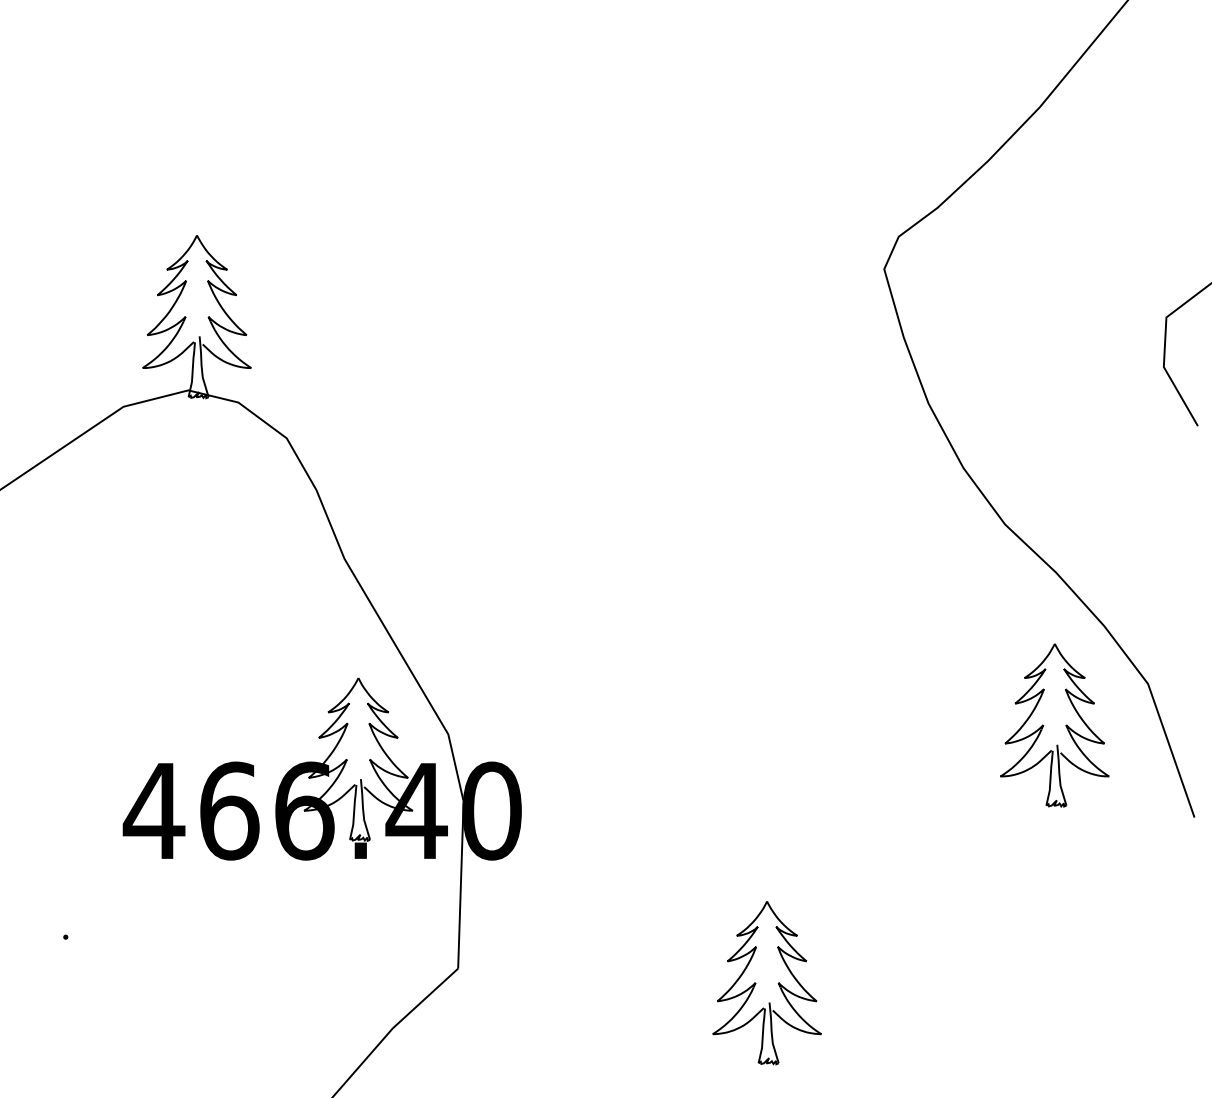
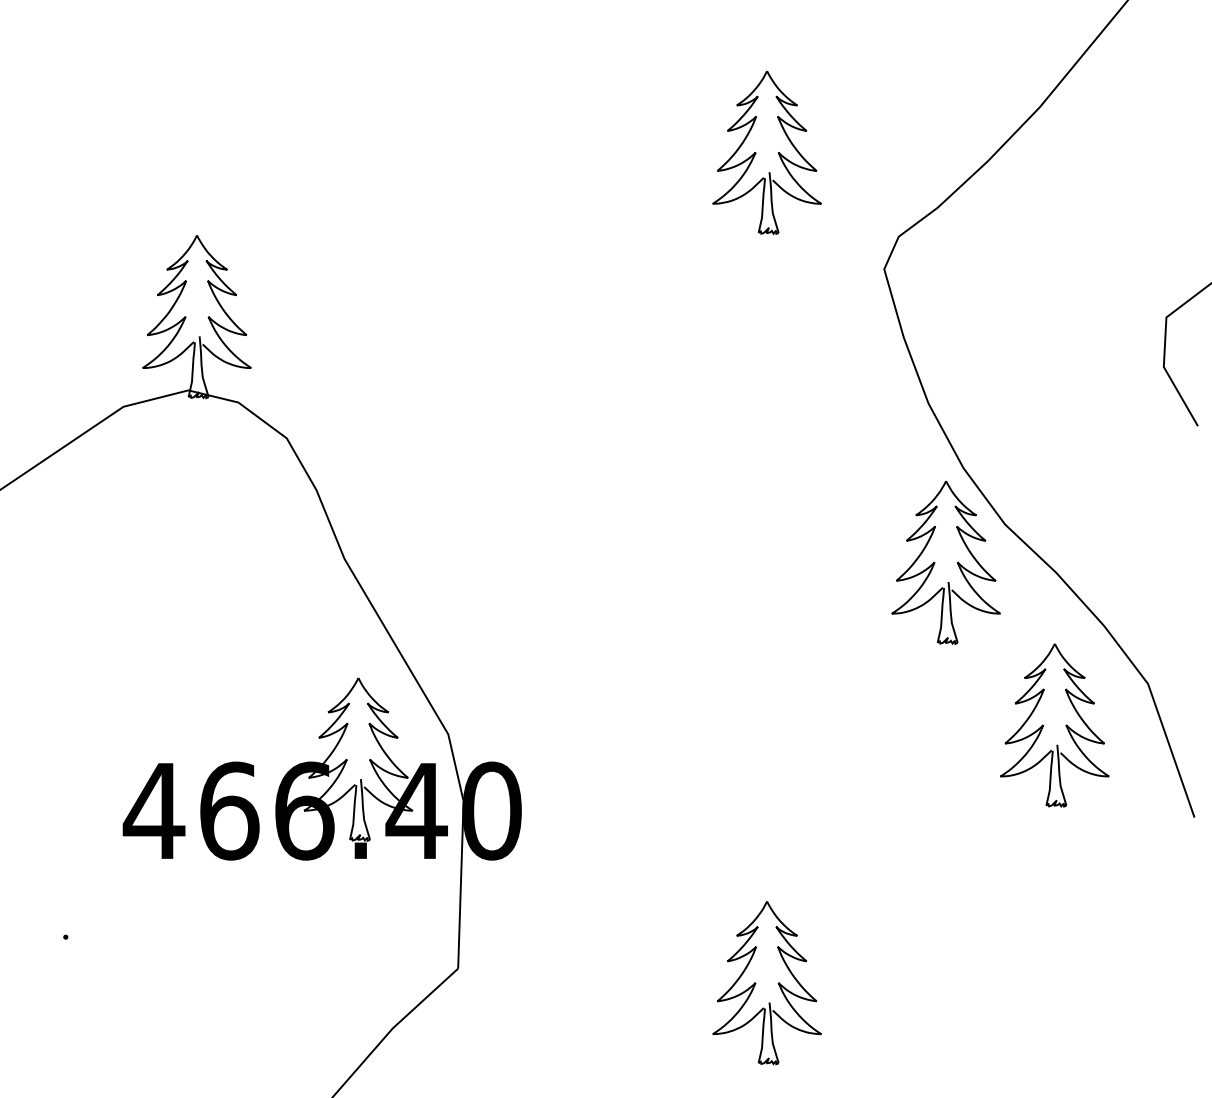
part: none -> present (766, 152)
part: none -> present (945, 562)
